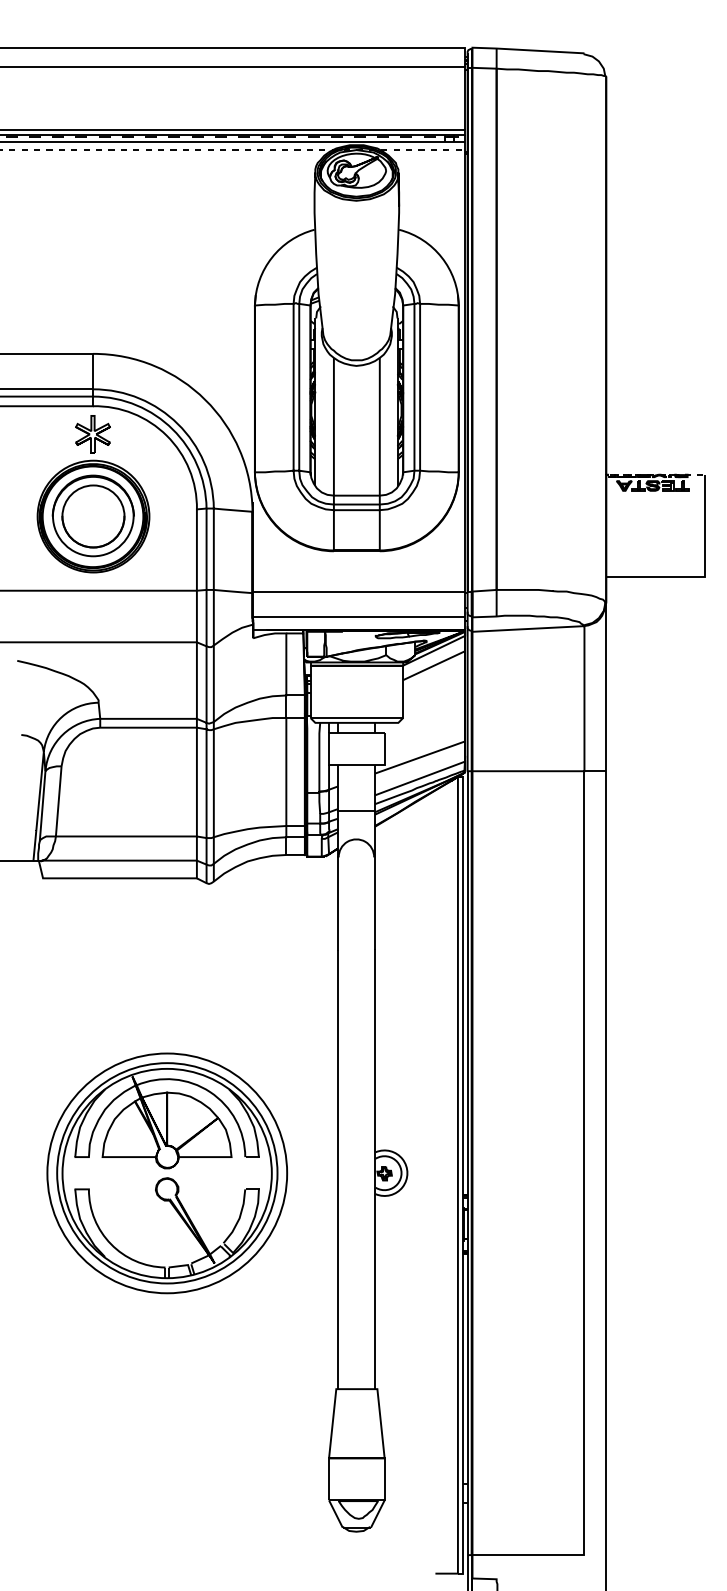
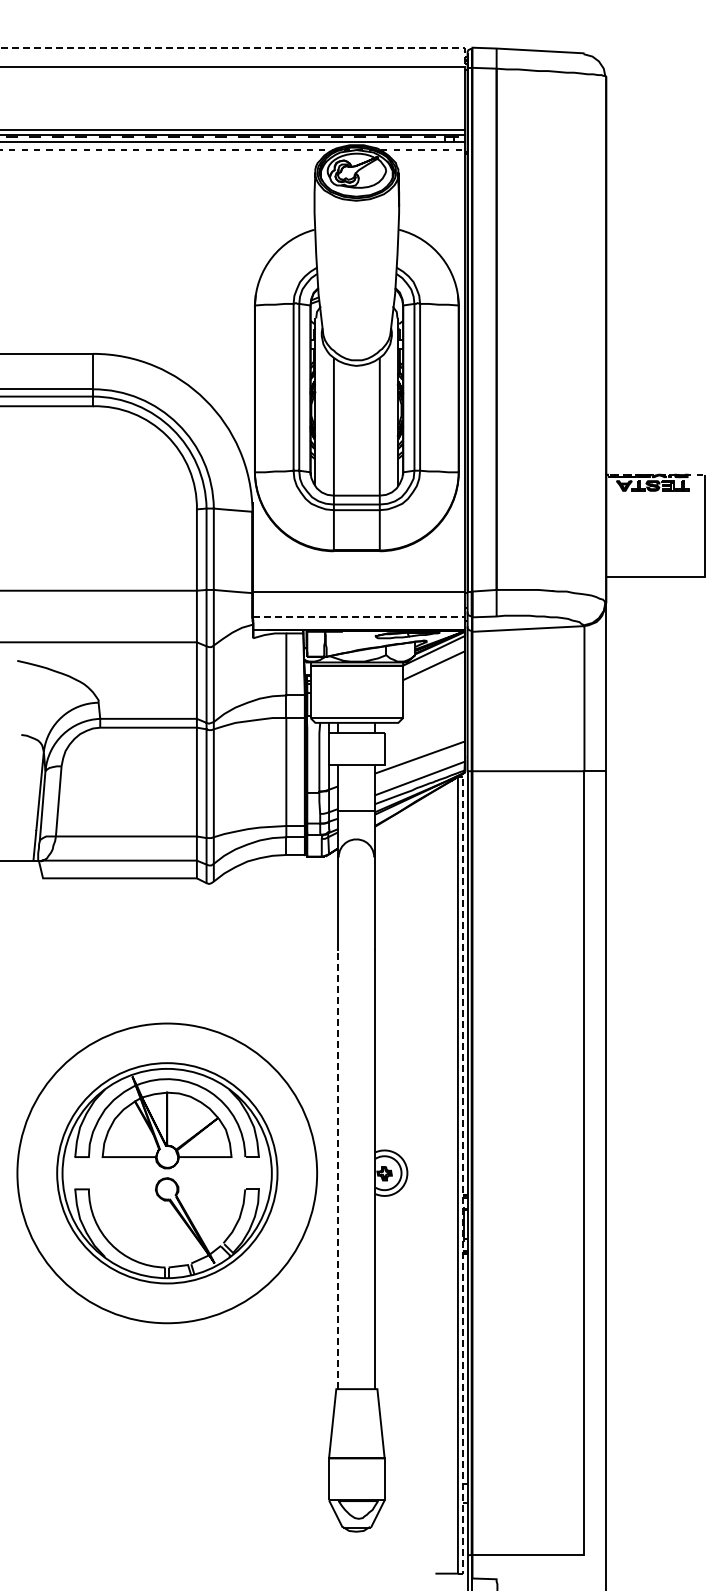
line: solid -> dashed (243, 47)
part: present -> none (93, 494)
line: solid -> dashed (359, 617)
line: solid -> dashed (337, 1169)
circle diameter: 240 px -> 300 px (167, 1173)
line: solid -> dashed (462, 1176)
